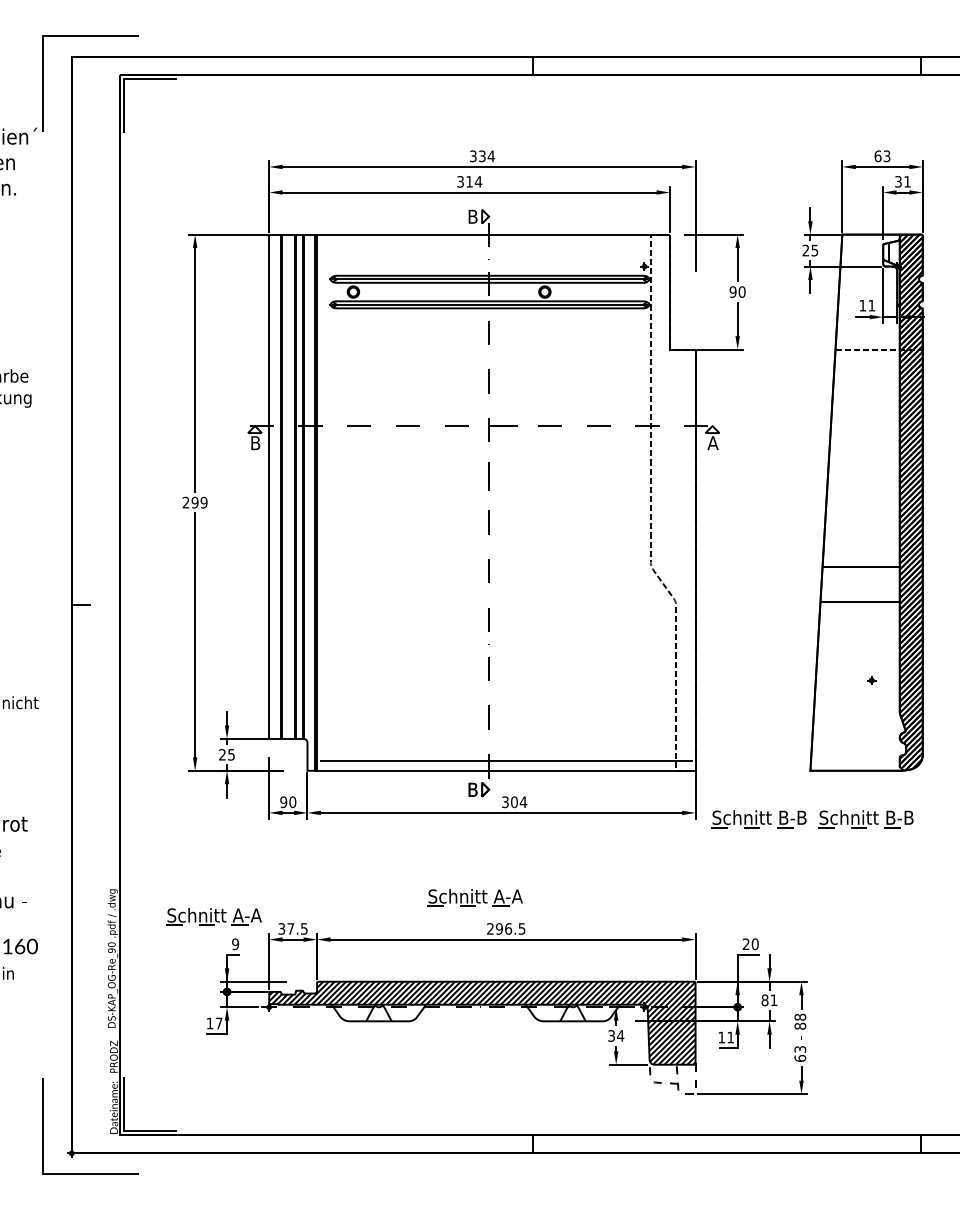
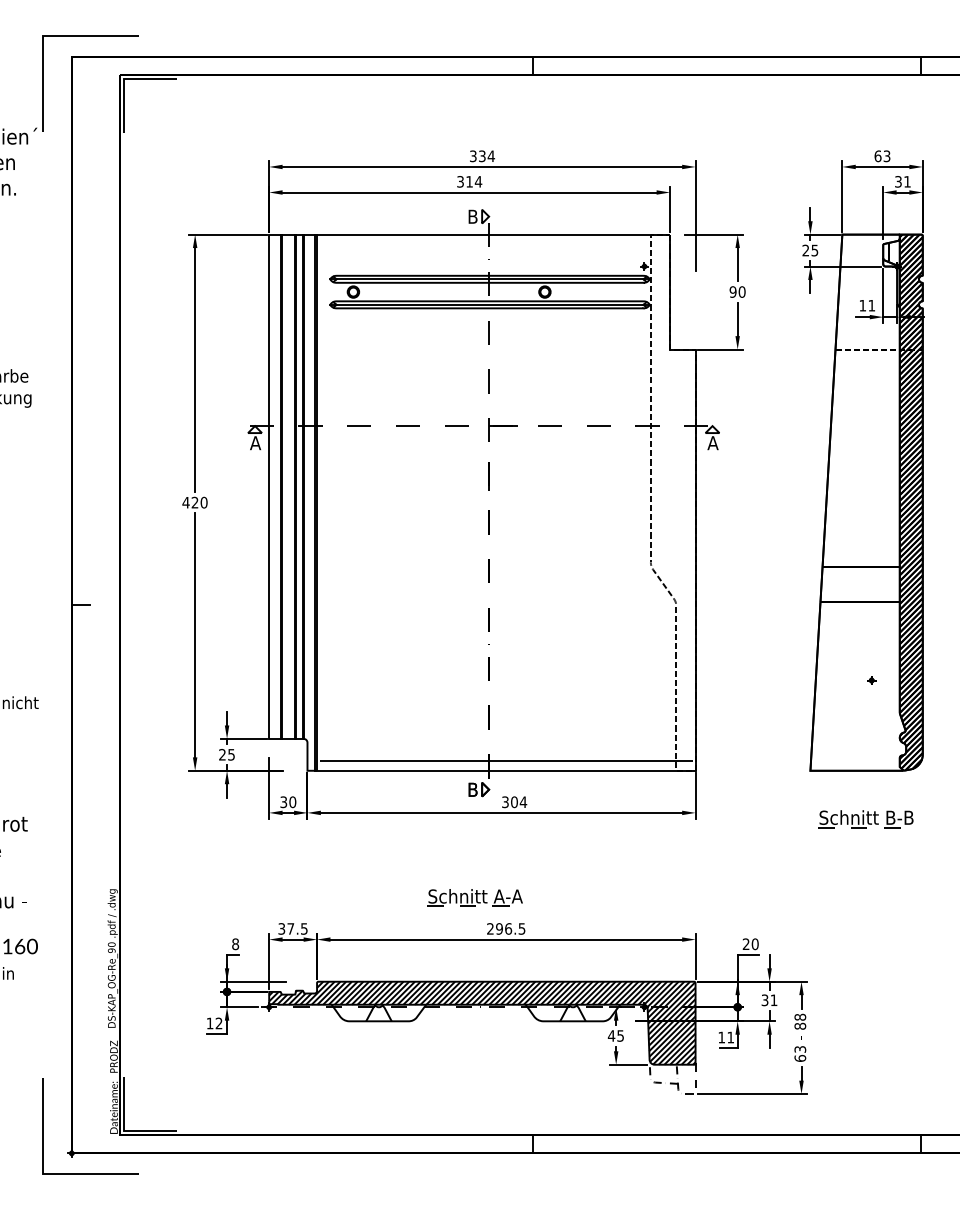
text: B -> A (255, 443)
text: 299 -> 420 (194, 502)
text: 90 -> 30 (283, 801)
part: present -> none (758, 819)
part: present -> none (213, 916)
text: 9 -> 8 (235, 944)
text: 81 -> 31 (764, 1000)
text: 17 -> 12 (218, 1023)
text: 34 -> 45 (615, 1035)
